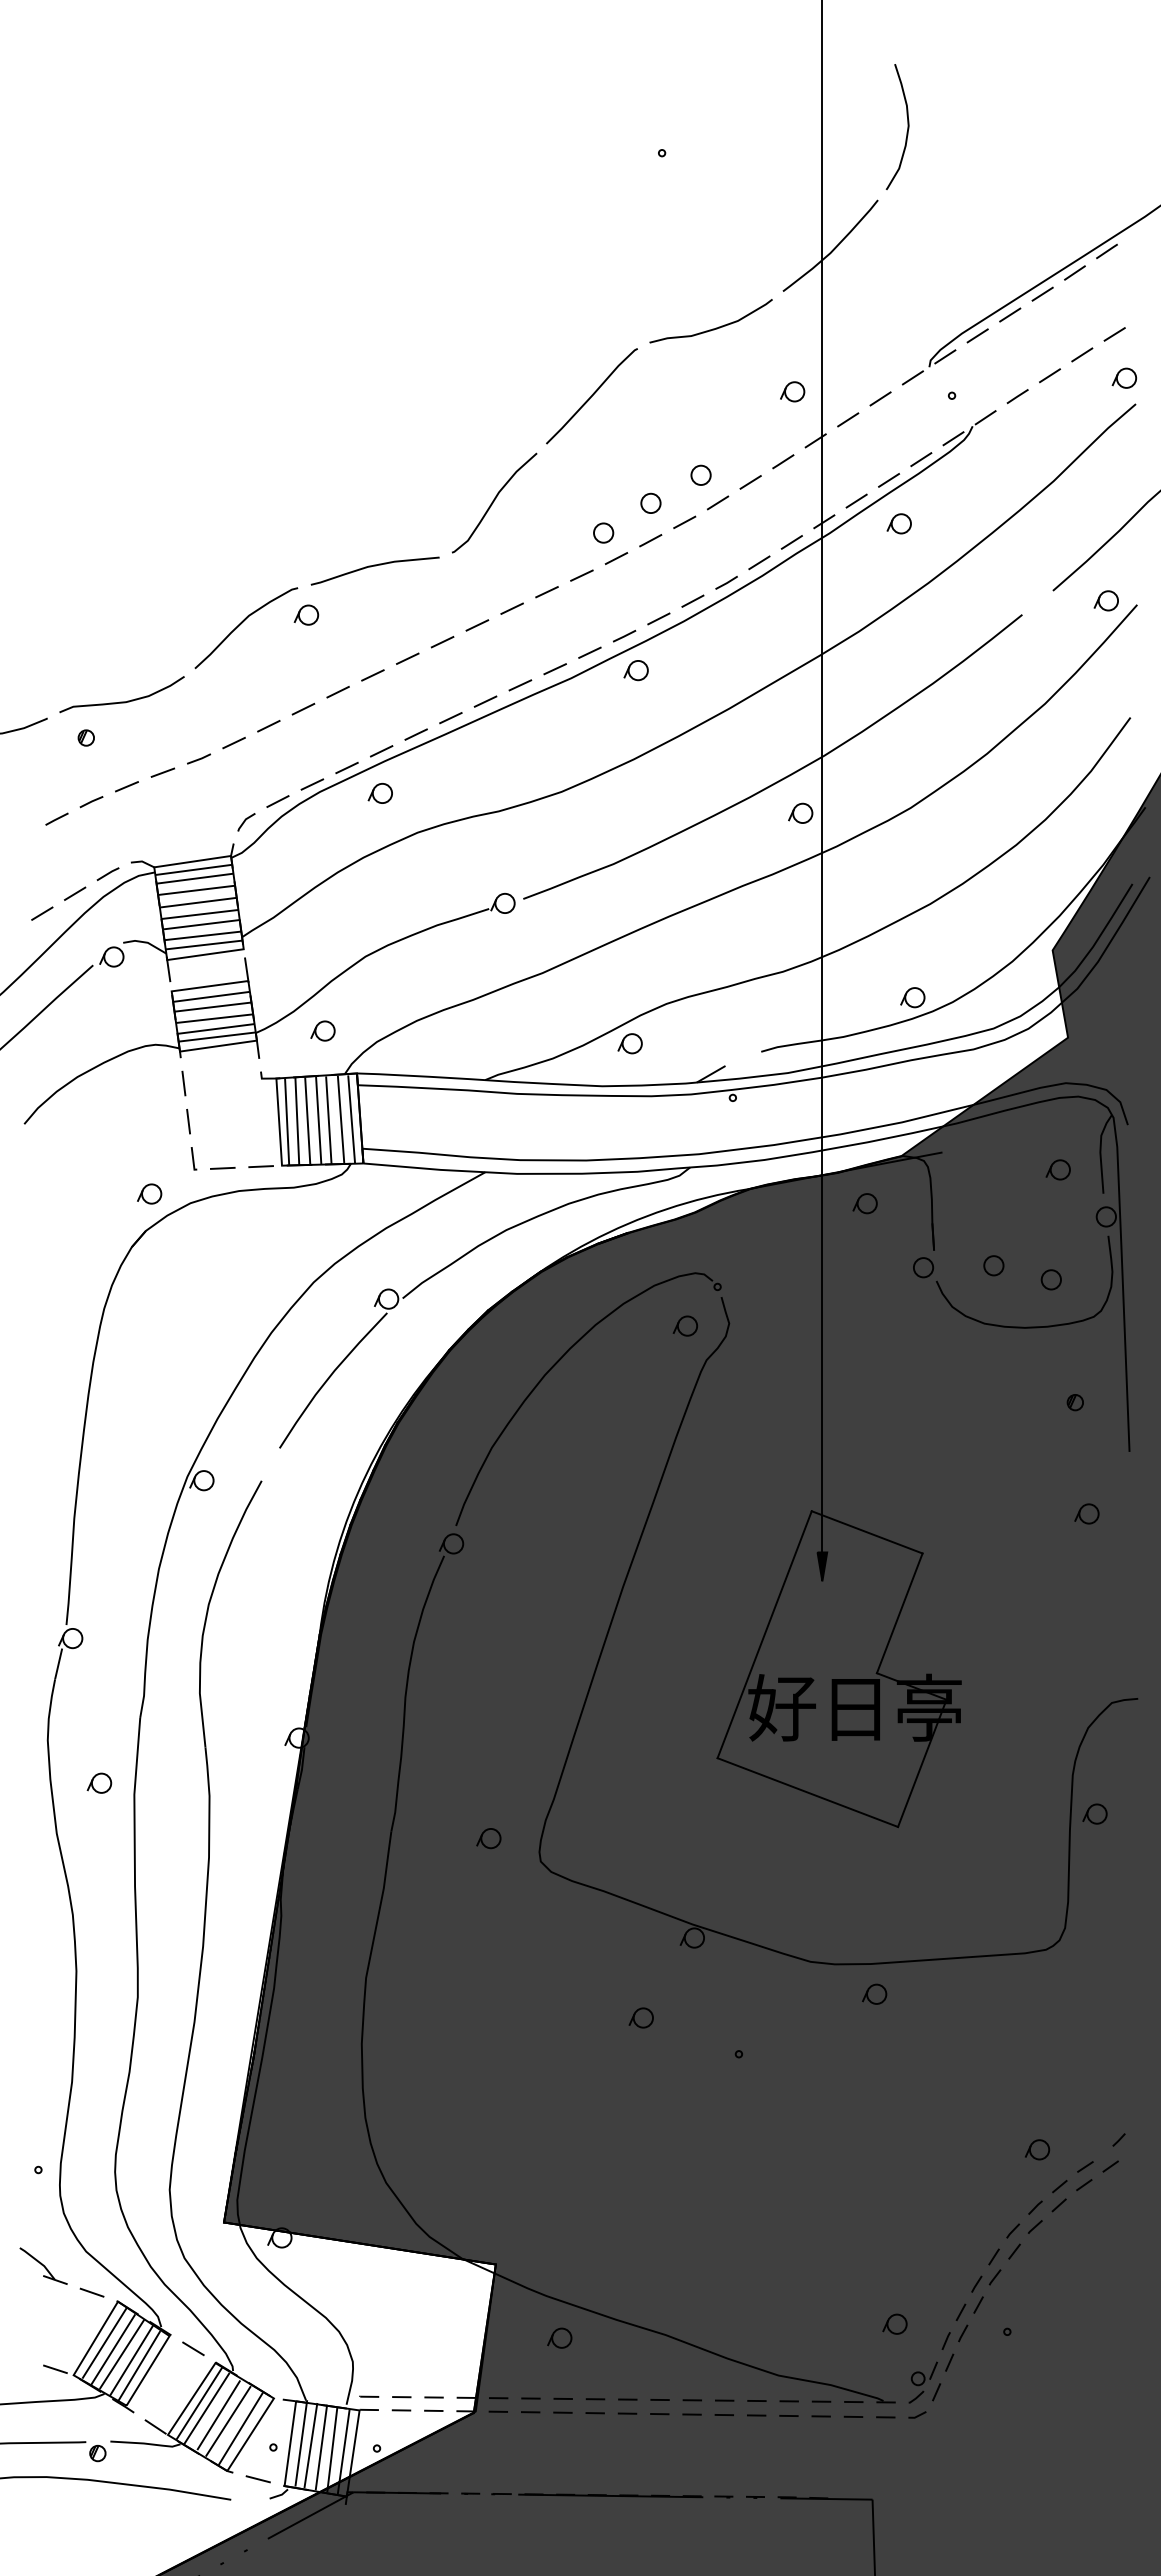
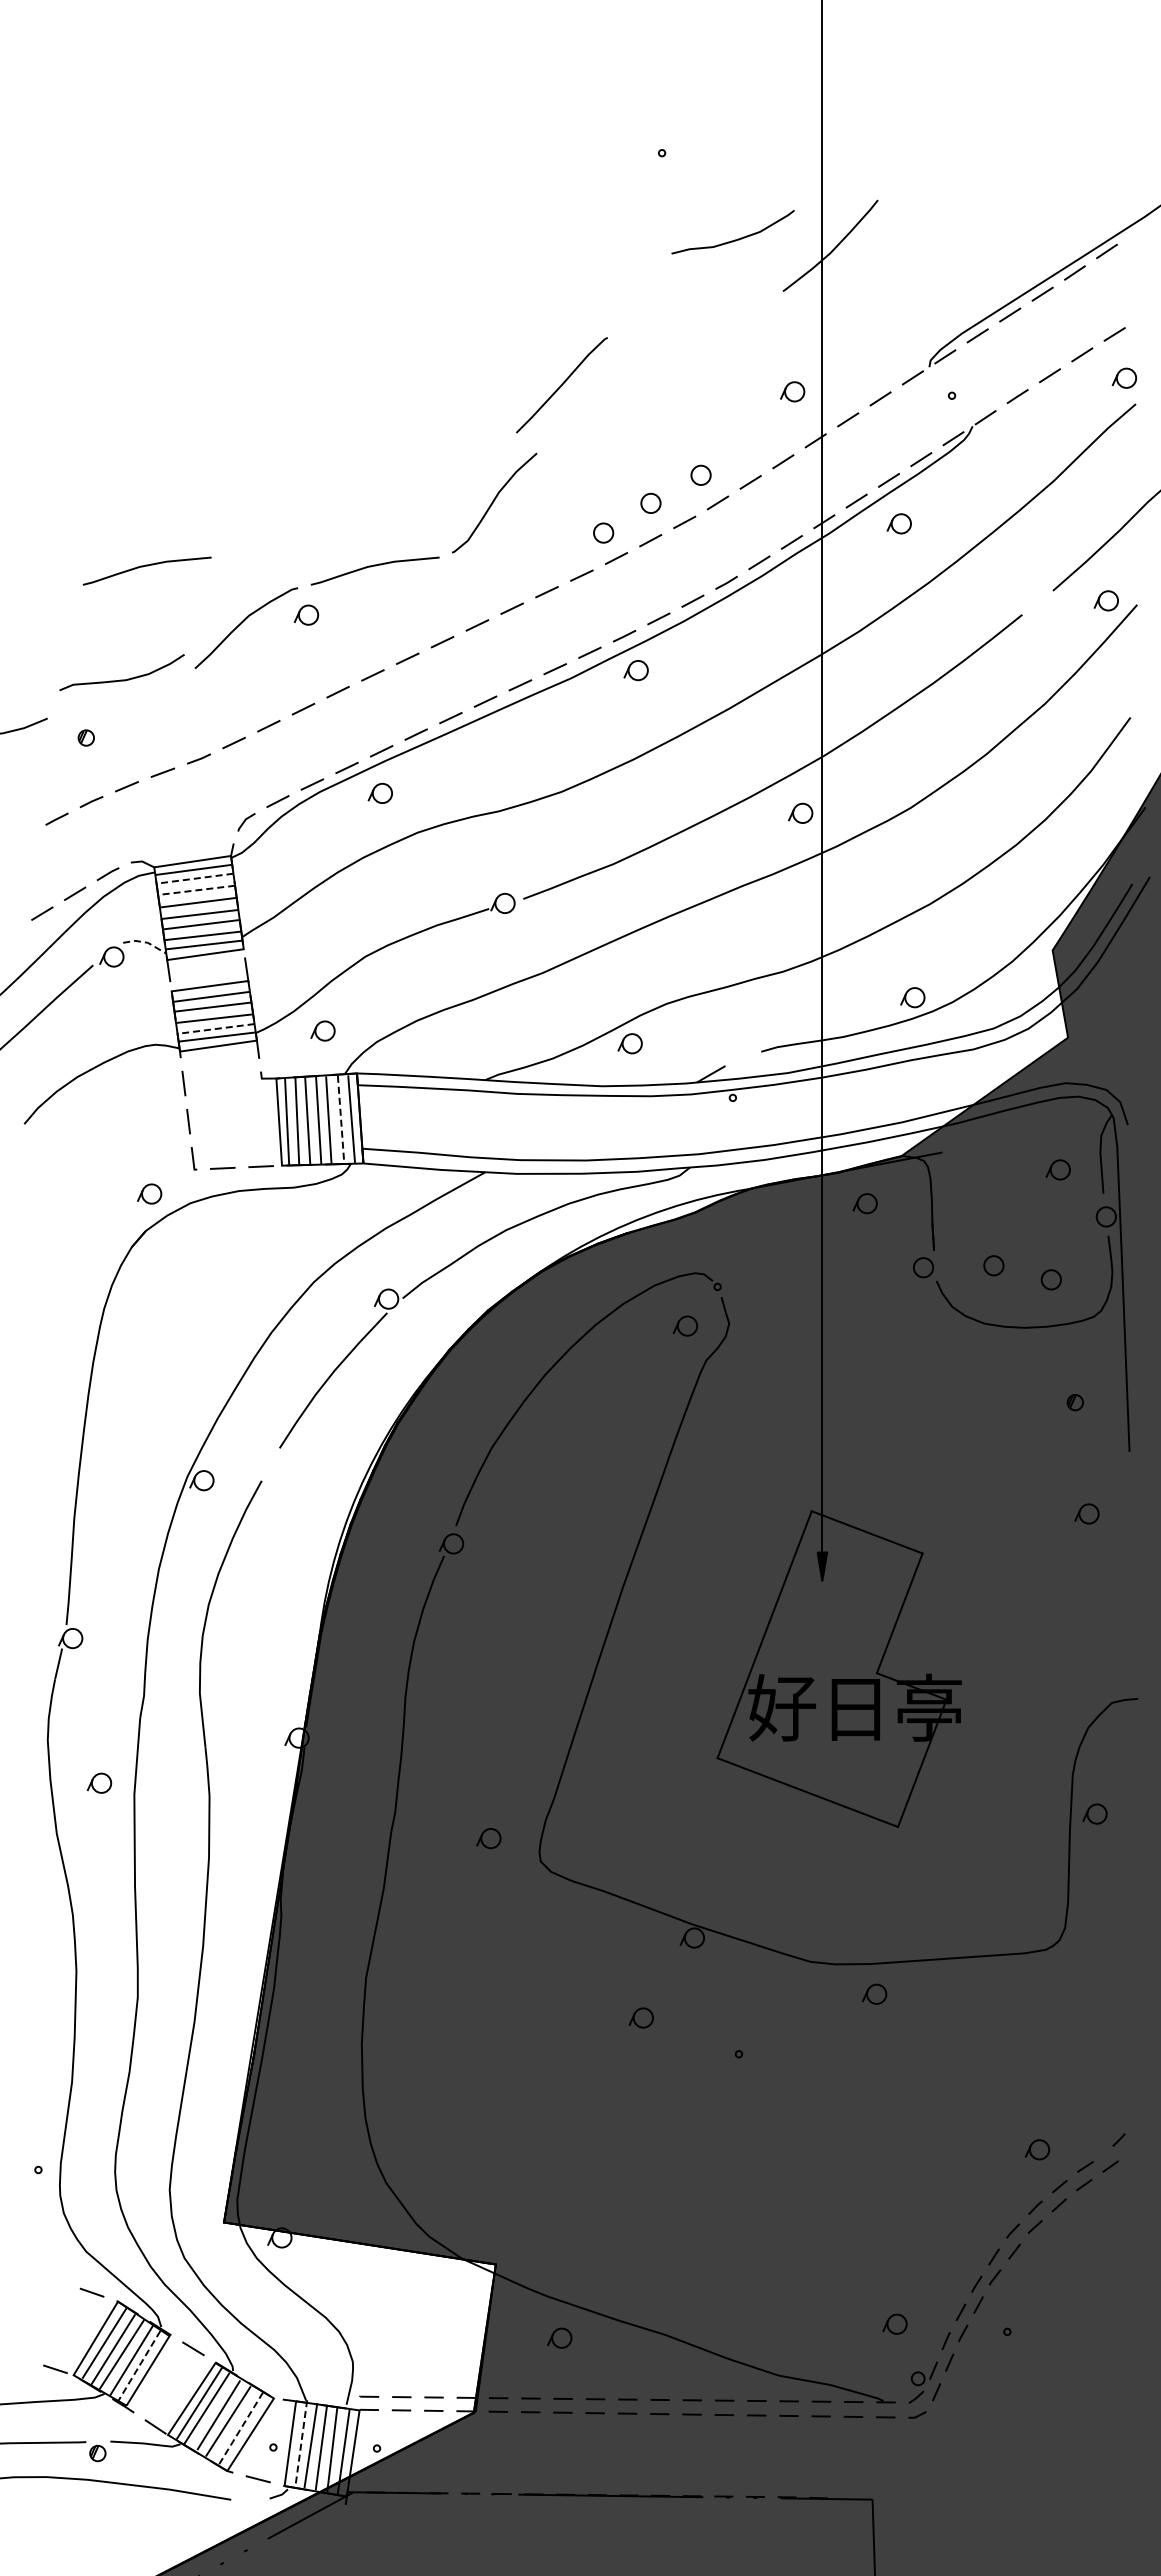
curve: present -> none (907, 126)
curve position: (712, 328) -> (734, 239) (734, 239)
curve position: (591, 396) -> (561, 385) (561, 385)
curve: none -> present (146, 566)
curve position: (121, 701) -> (121, 679) (121, 679)
line: solid -> dashed (195, 878)
line: solid -> dashed (196, 890)
line: solid -> dashed (146, 942)
line: solid -> dashed (216, 1028)
line: solid -> dashed (341, 1120)
part: present -> none (43, 2265)
line: solid -> dashed (138, 2366)
line: solid -> dashed (240, 2429)
line: solid -> dashed (301, 2443)
